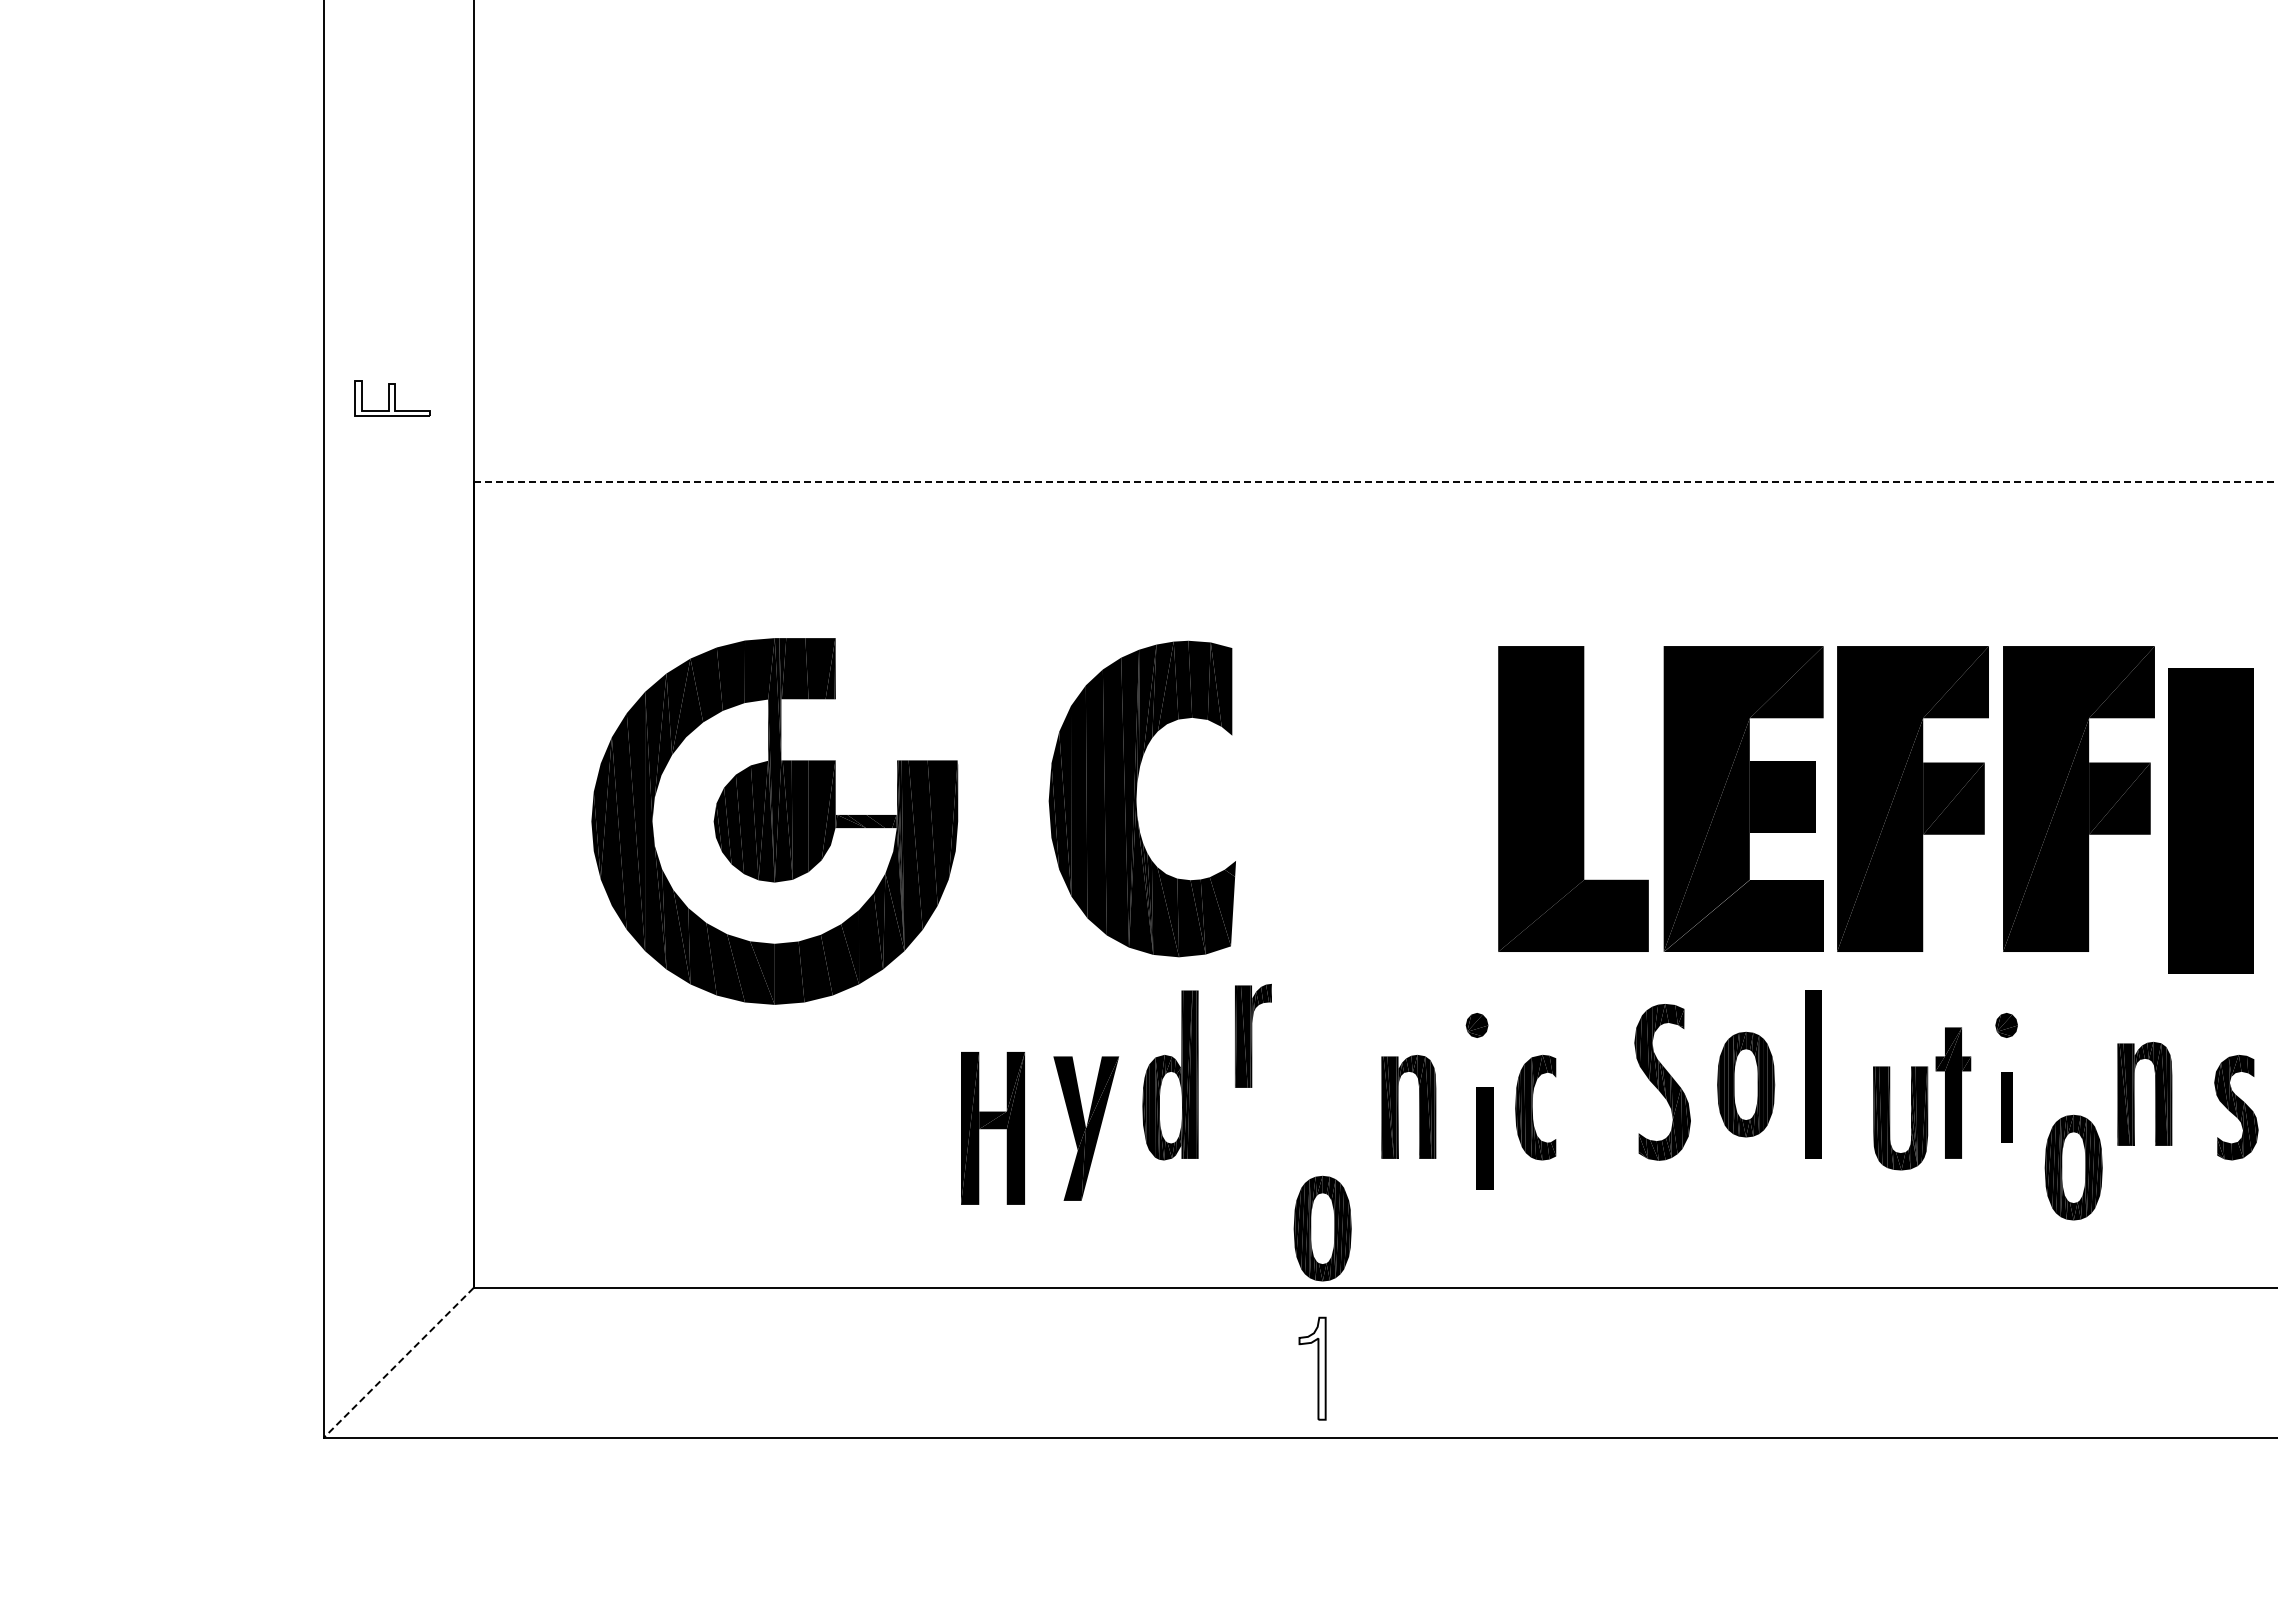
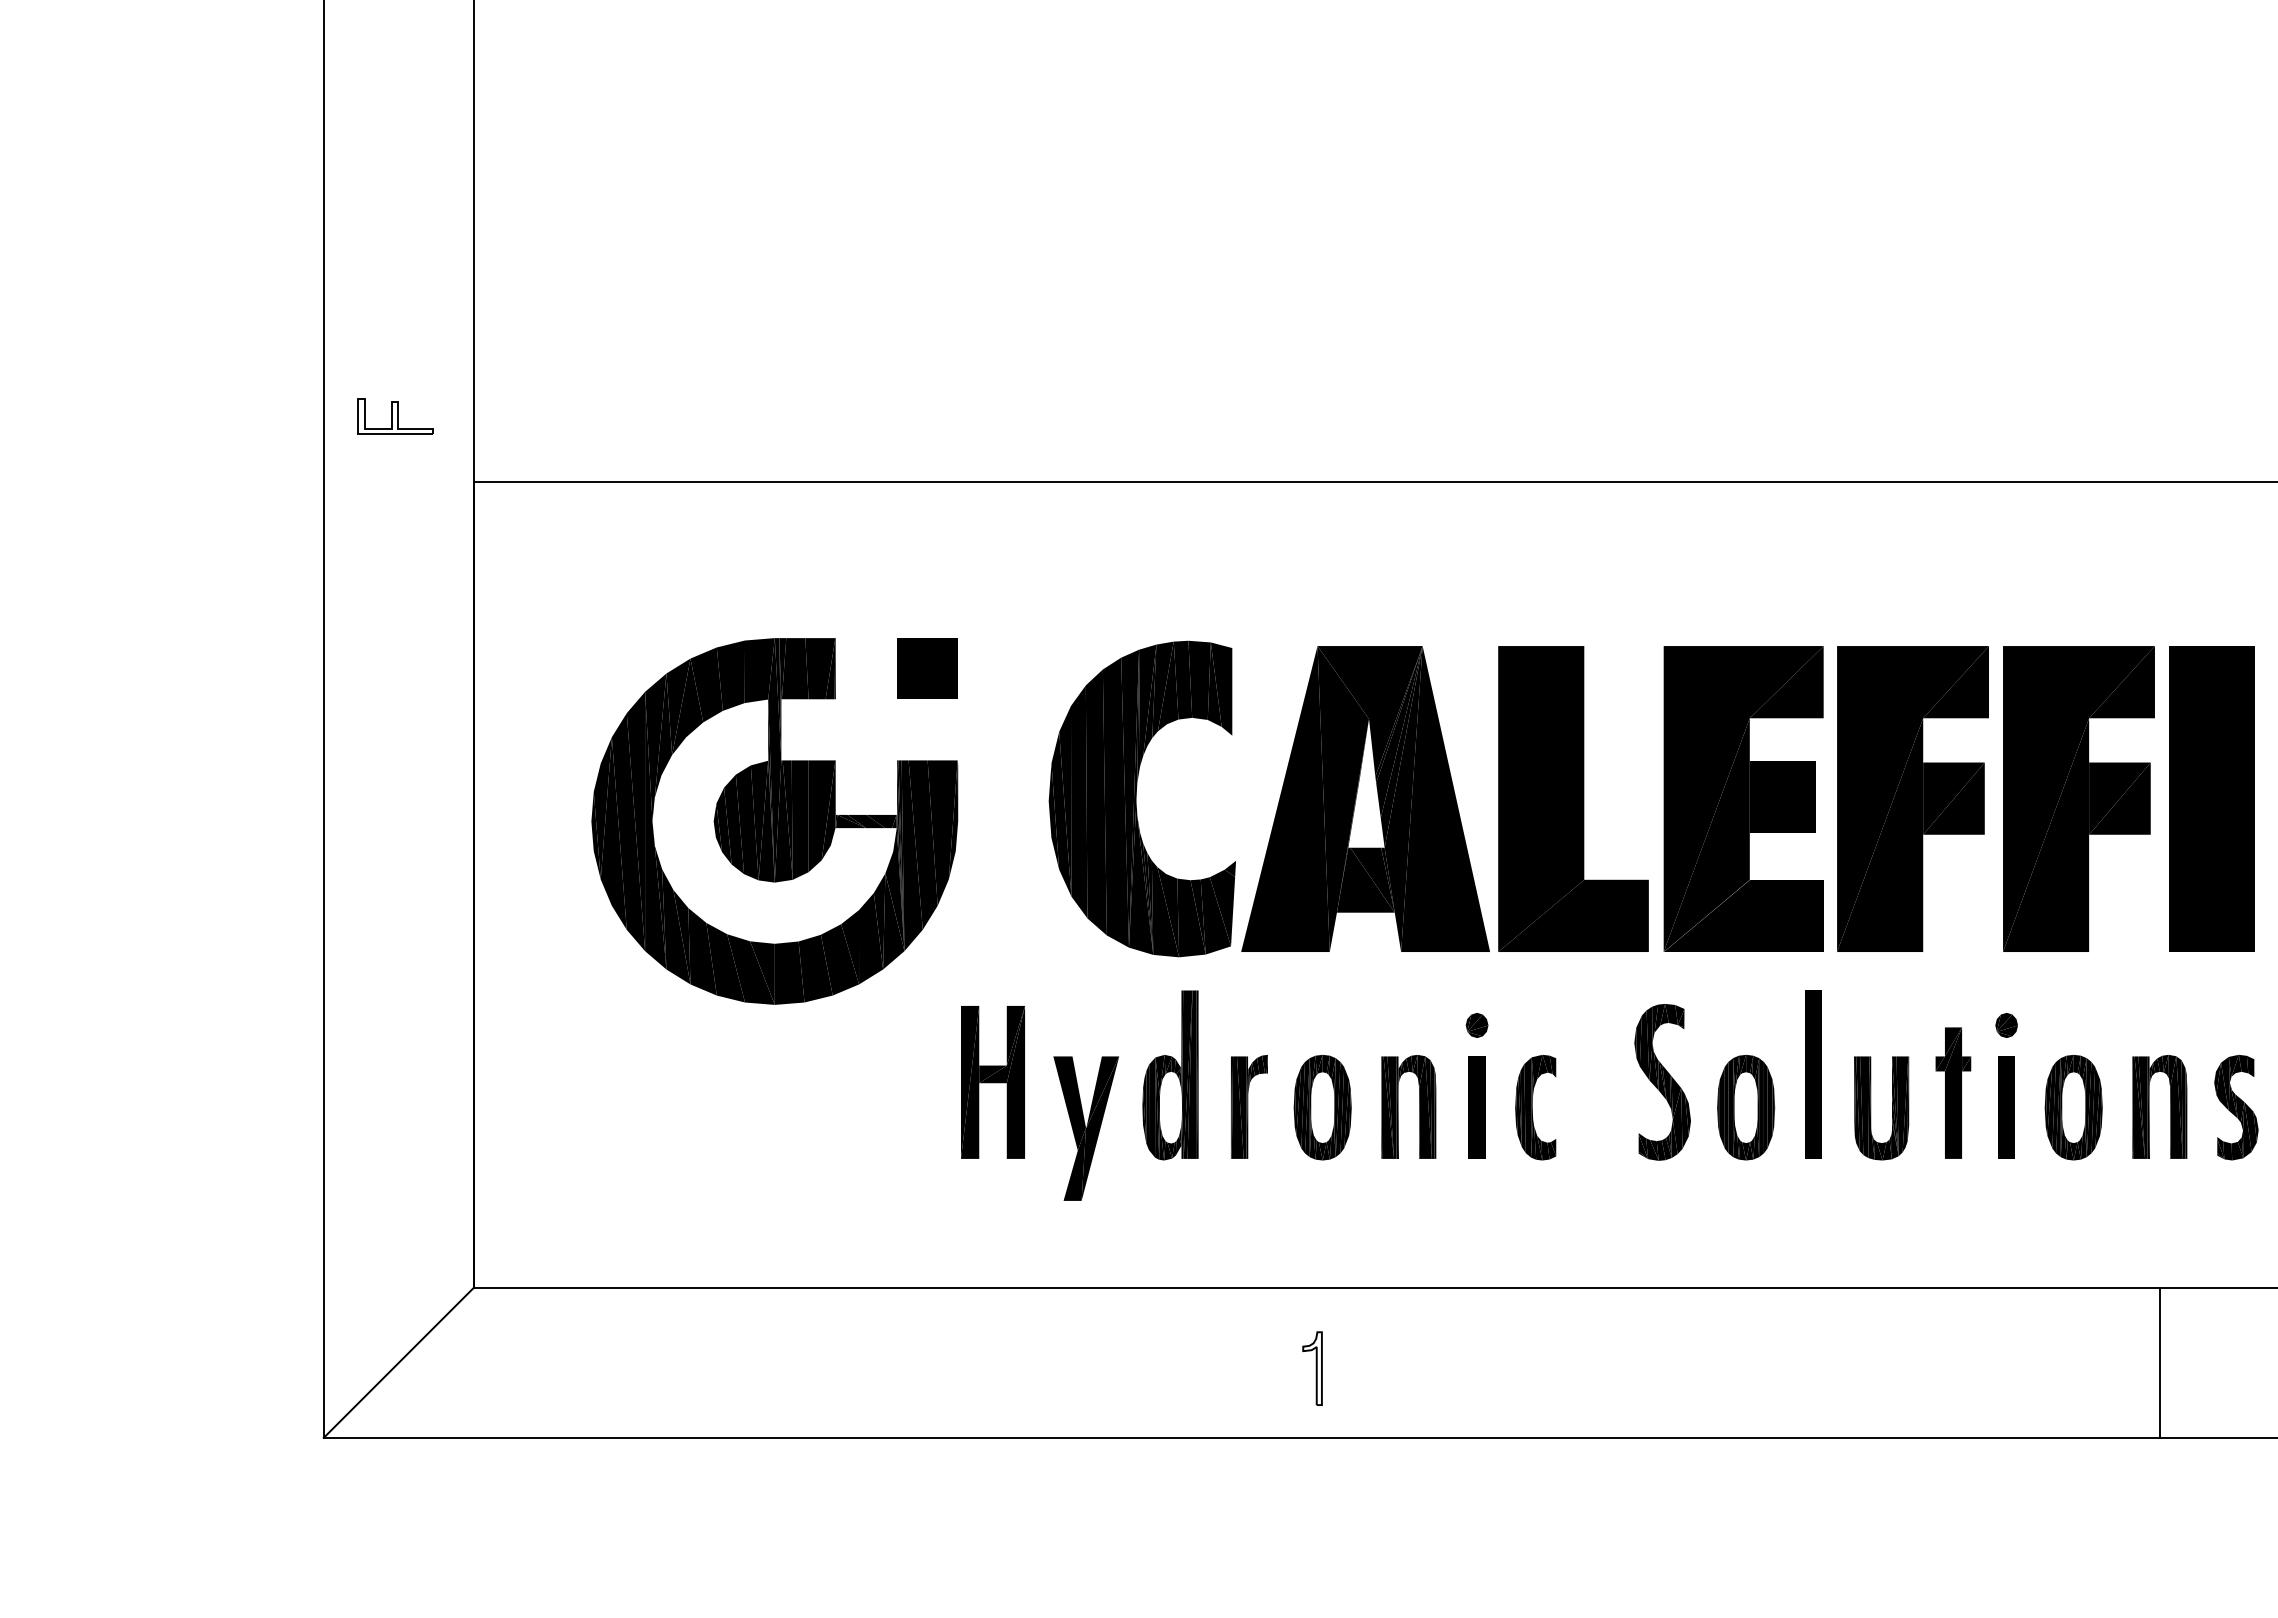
part position: (392, 398) -> (395, 416) (395, 416)
line: dashed -> solid (1376, 482)
part: none -> present (927, 668)
part: none -> present (1365, 798)
part position: (2210, 820) -> (2211, 798) (2211, 798)
part position: (1253, 1035) -> (1249, 1106) (1249, 1106)
part position: (1746, 1084) -> (1746, 1107) (1746, 1107)
part position: (2134, 1093) -> (2149, 1106) (2149, 1106)
part size: 12x71 px -> 17x103 px (2006, 1107)
part position: (1890, 1118) -> (1871, 1108) (1871, 1108)
part position: (992, 1128) -> (992, 1082) (992, 1082)
part position: (1484, 1138) -> (1476, 1107) (1476, 1107)
part position: (2073, 1167) -> (2073, 1107) (2073, 1107)
part position: (1322, 1228) -> (1322, 1107) (1322, 1107)
line: dashed -> solid (398, 1362)
line: none -> present (2159, 1362)
part size: 29x105 px -> 21x75 px (1312, 1368)
